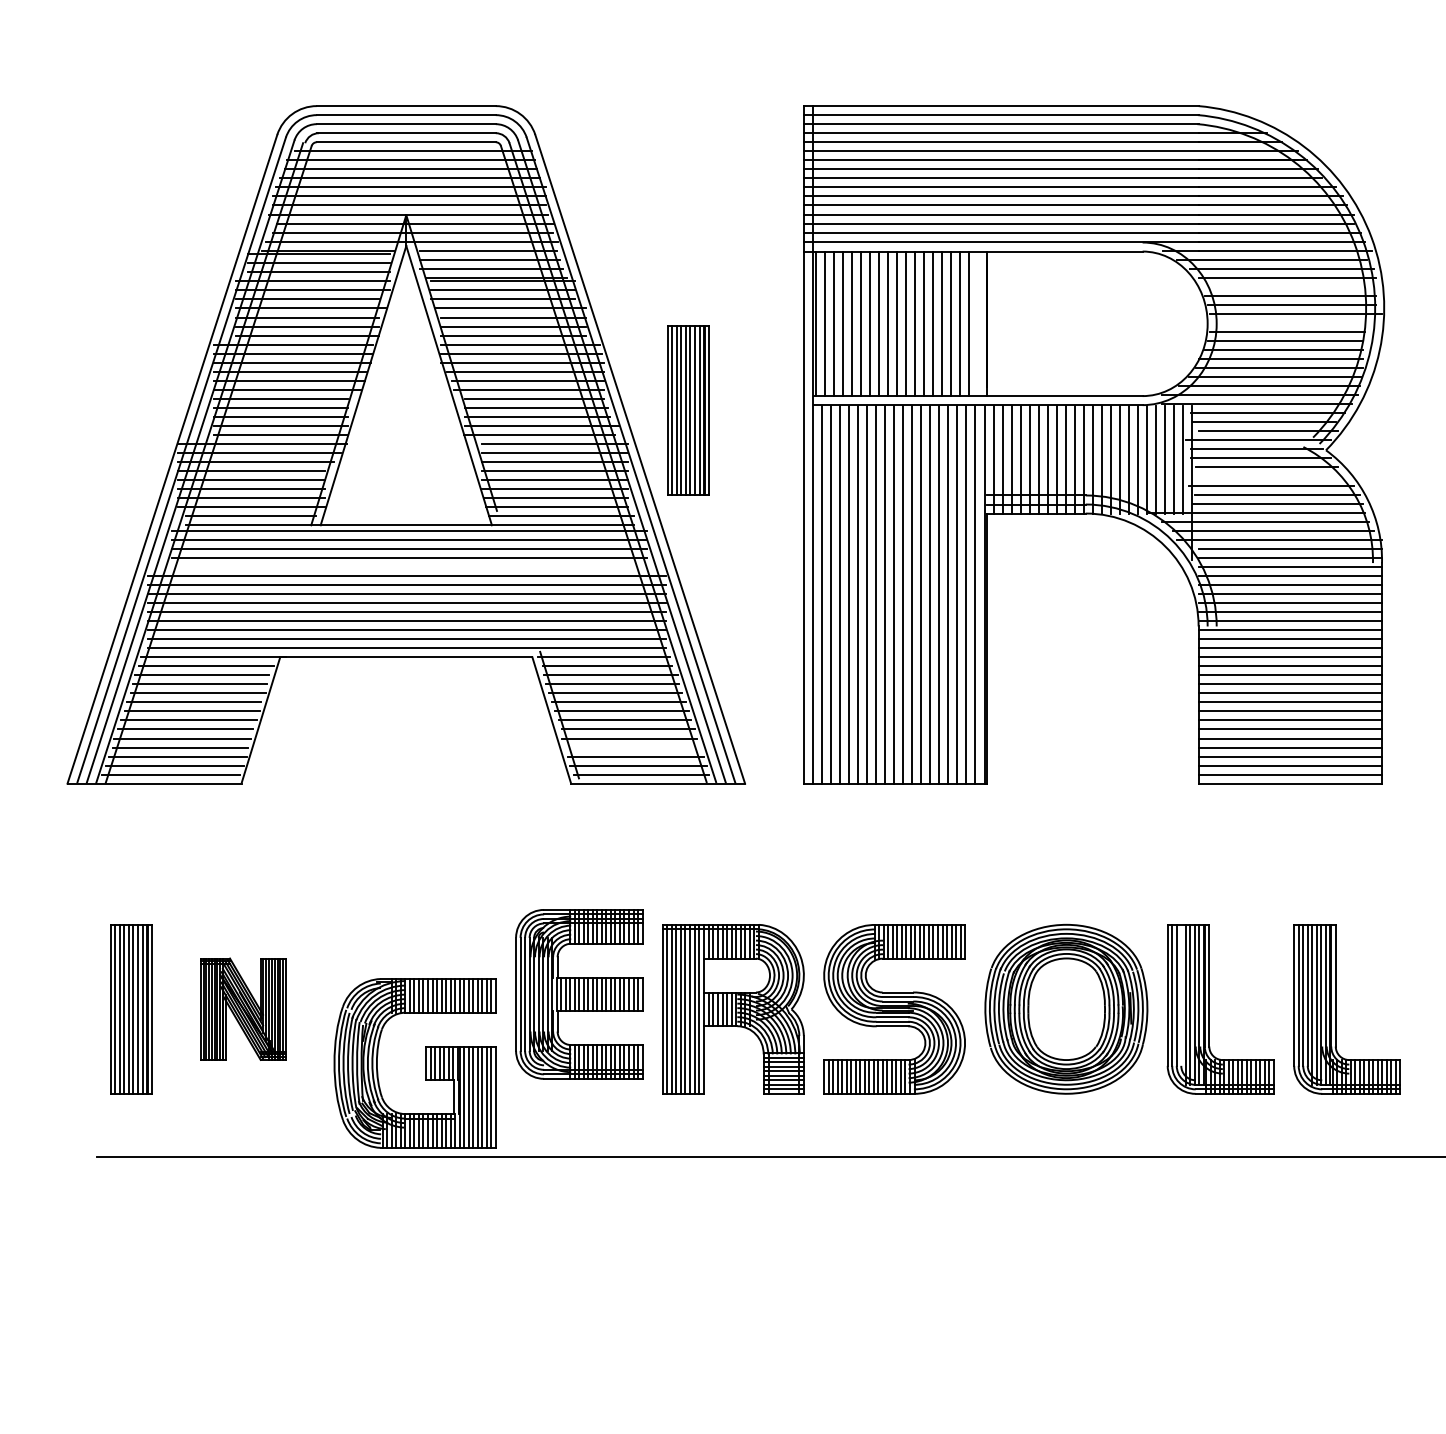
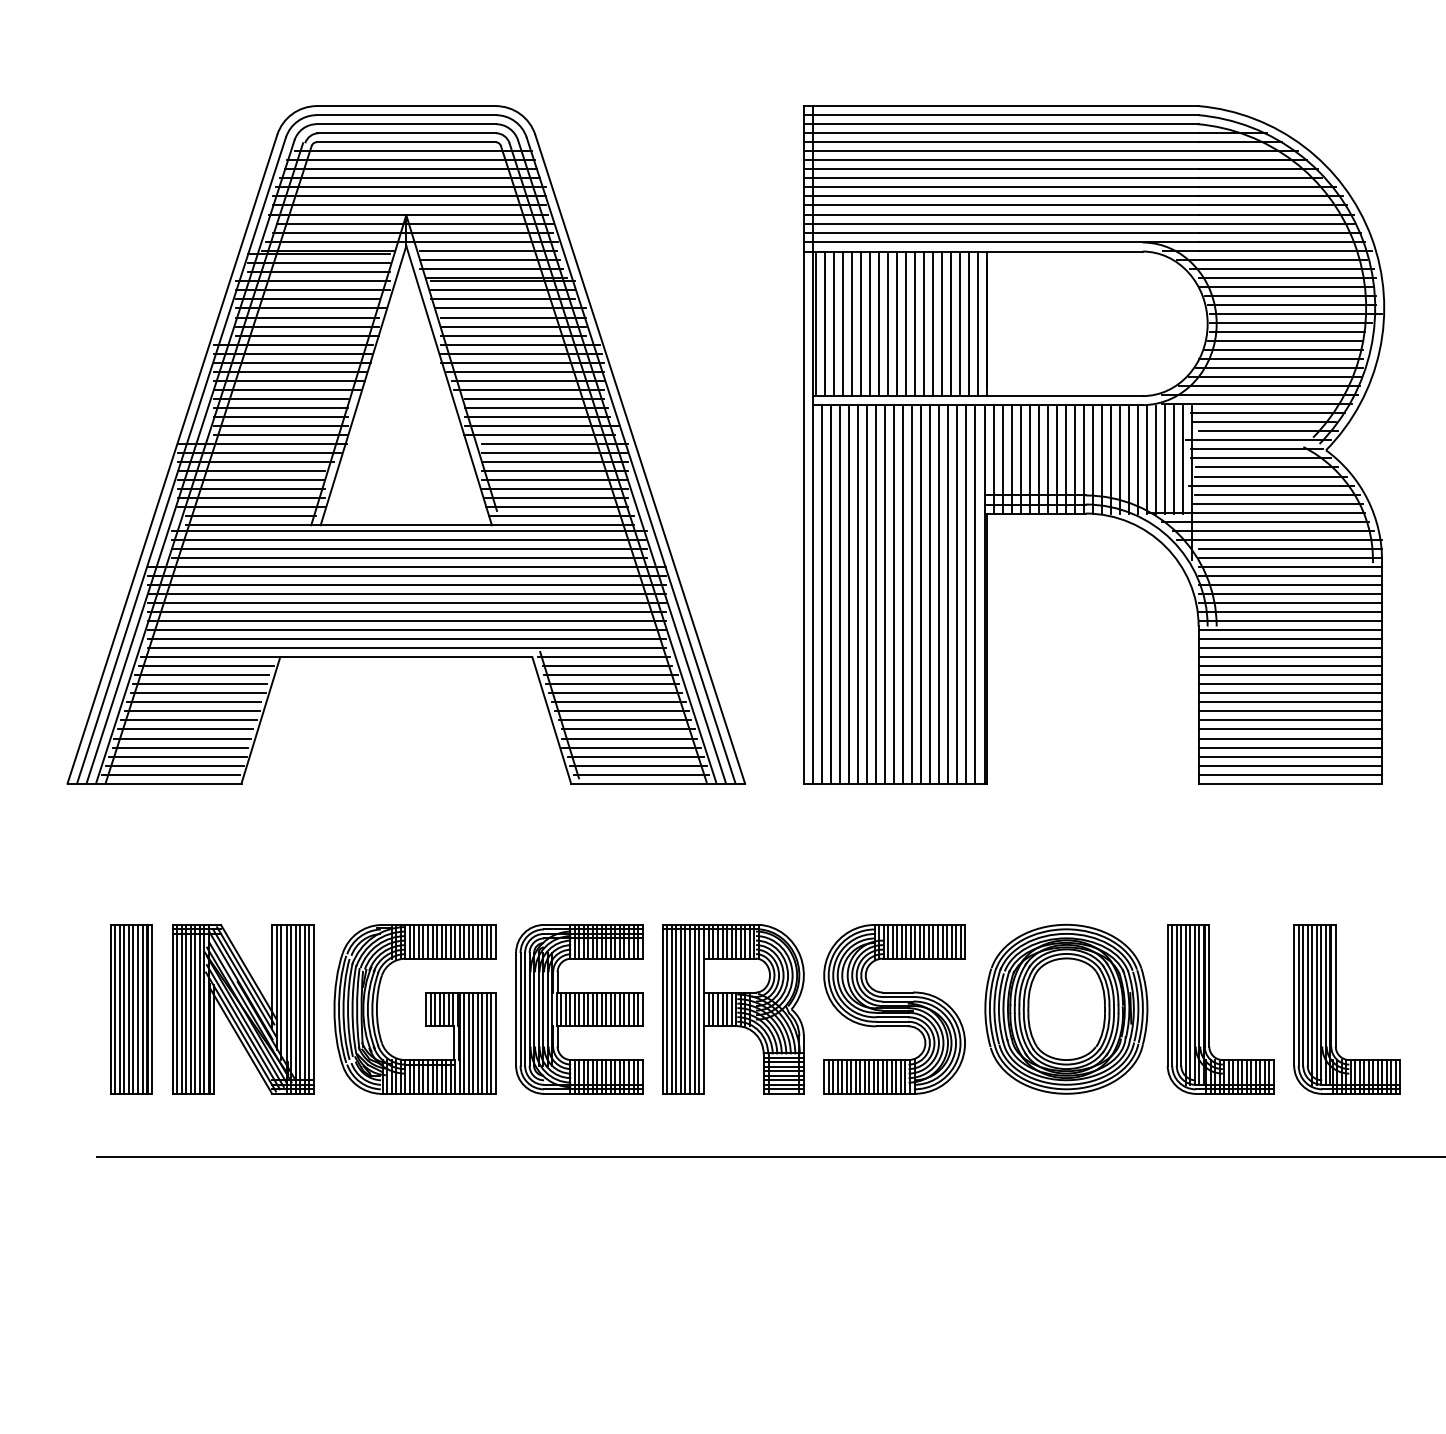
line: none -> present (1286, 286)
line: none -> present (1290, 322)
line: none -> present (978, 323)
part: present -> none (688, 410)
line: none -> present (1270, 476)
line: none -> present (406, 566)
line: none -> present (630, 747)
part position: (579, 994) -> (579, 1009) (579, 1009)
line: none -> present (1181, 994)
part size: 87x104 px -> 143x172 px (243, 1008)
part position: (425, 1063) -> (425, 1009) (425, 1009)
